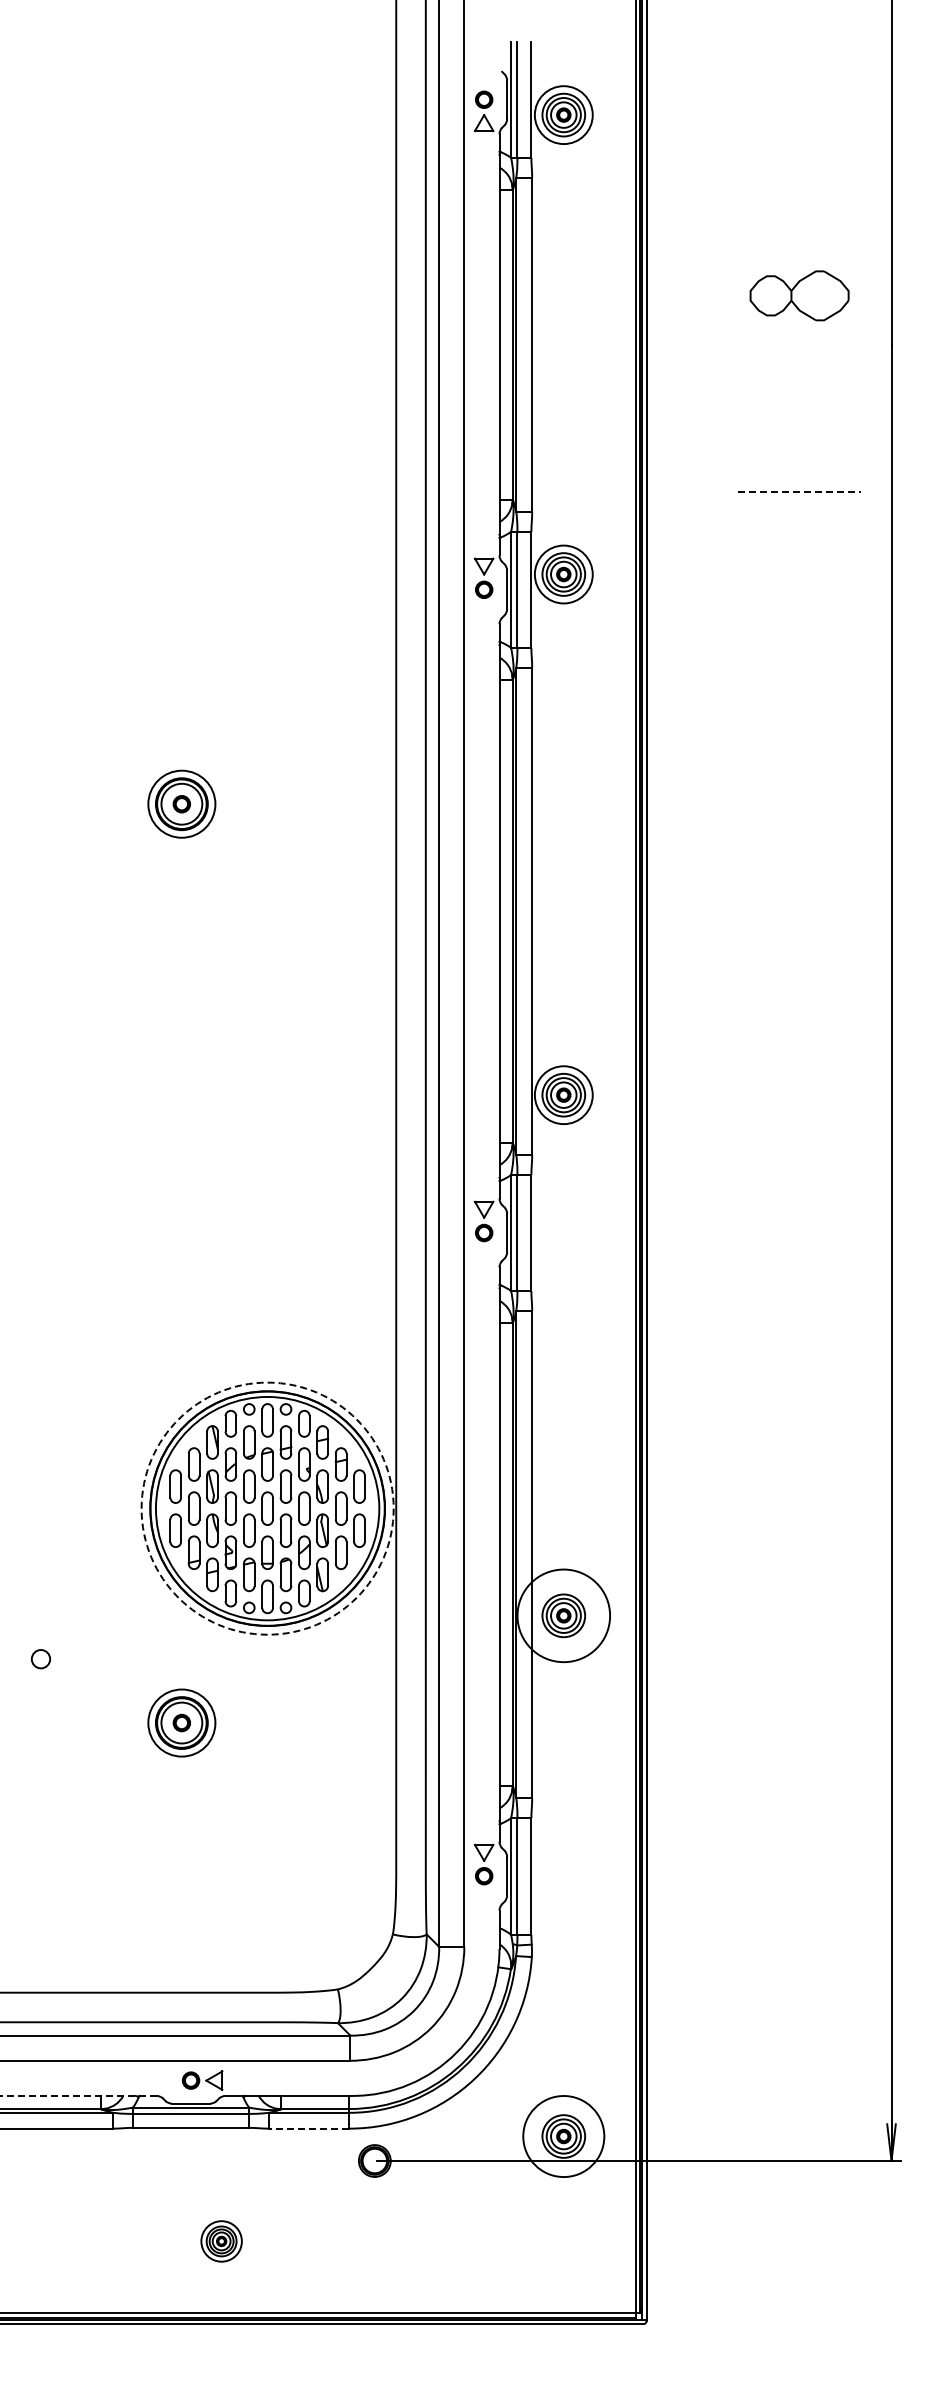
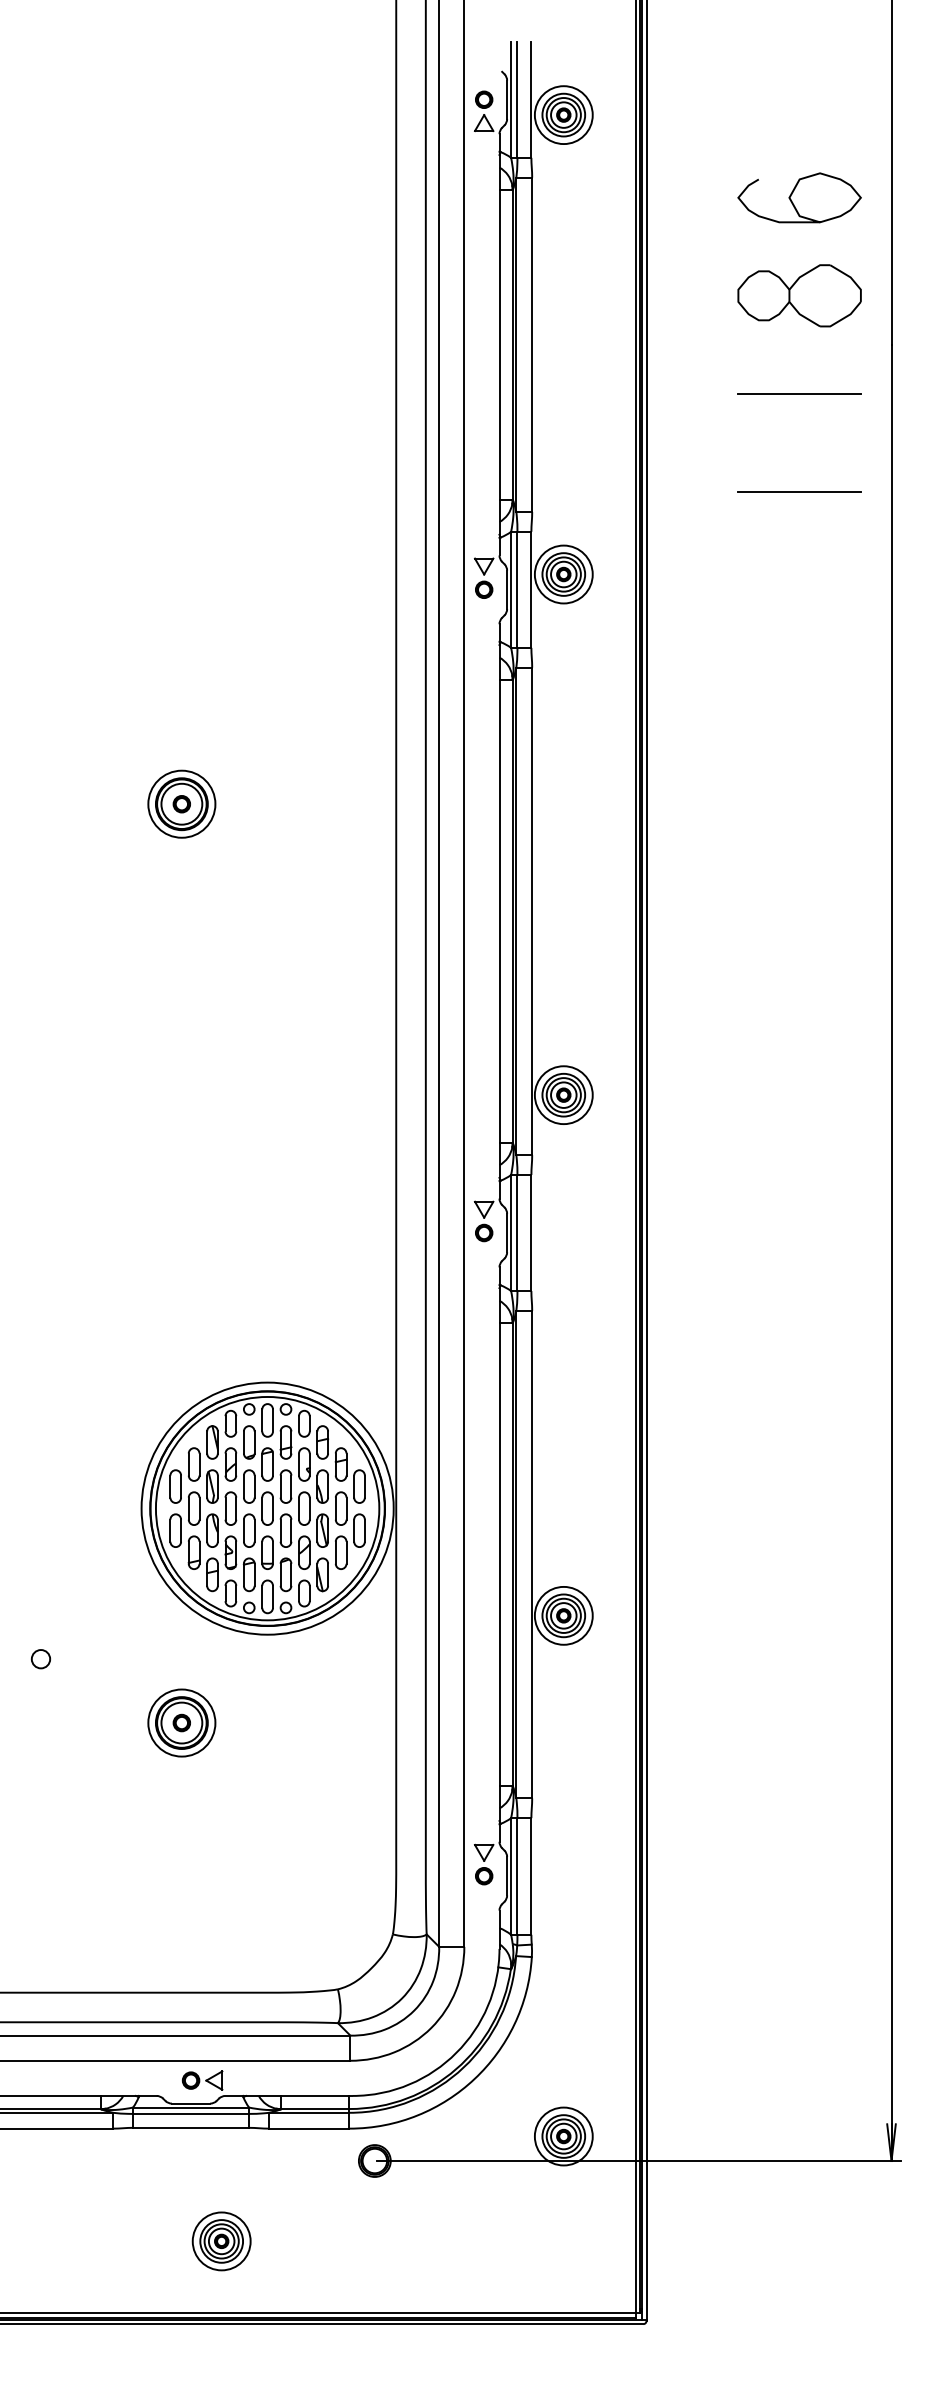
curve: none -> present (792, 194)
part size: 101x52 px -> 125x64 px (799, 295)
line: none -> present (799, 393)
line: dashed -> solid (800, 491)
circle: dashed -> solid (267, 1508)
circle diameter: 93 px -> 58 px (563, 1615)
line: dashed -> solid (78, 2095)
line: dashed -> solid (308, 2128)
circle diameter: 81 px -> 58 px (563, 2136)
part size: 43x43 px -> 61x61 px (221, 2241)
